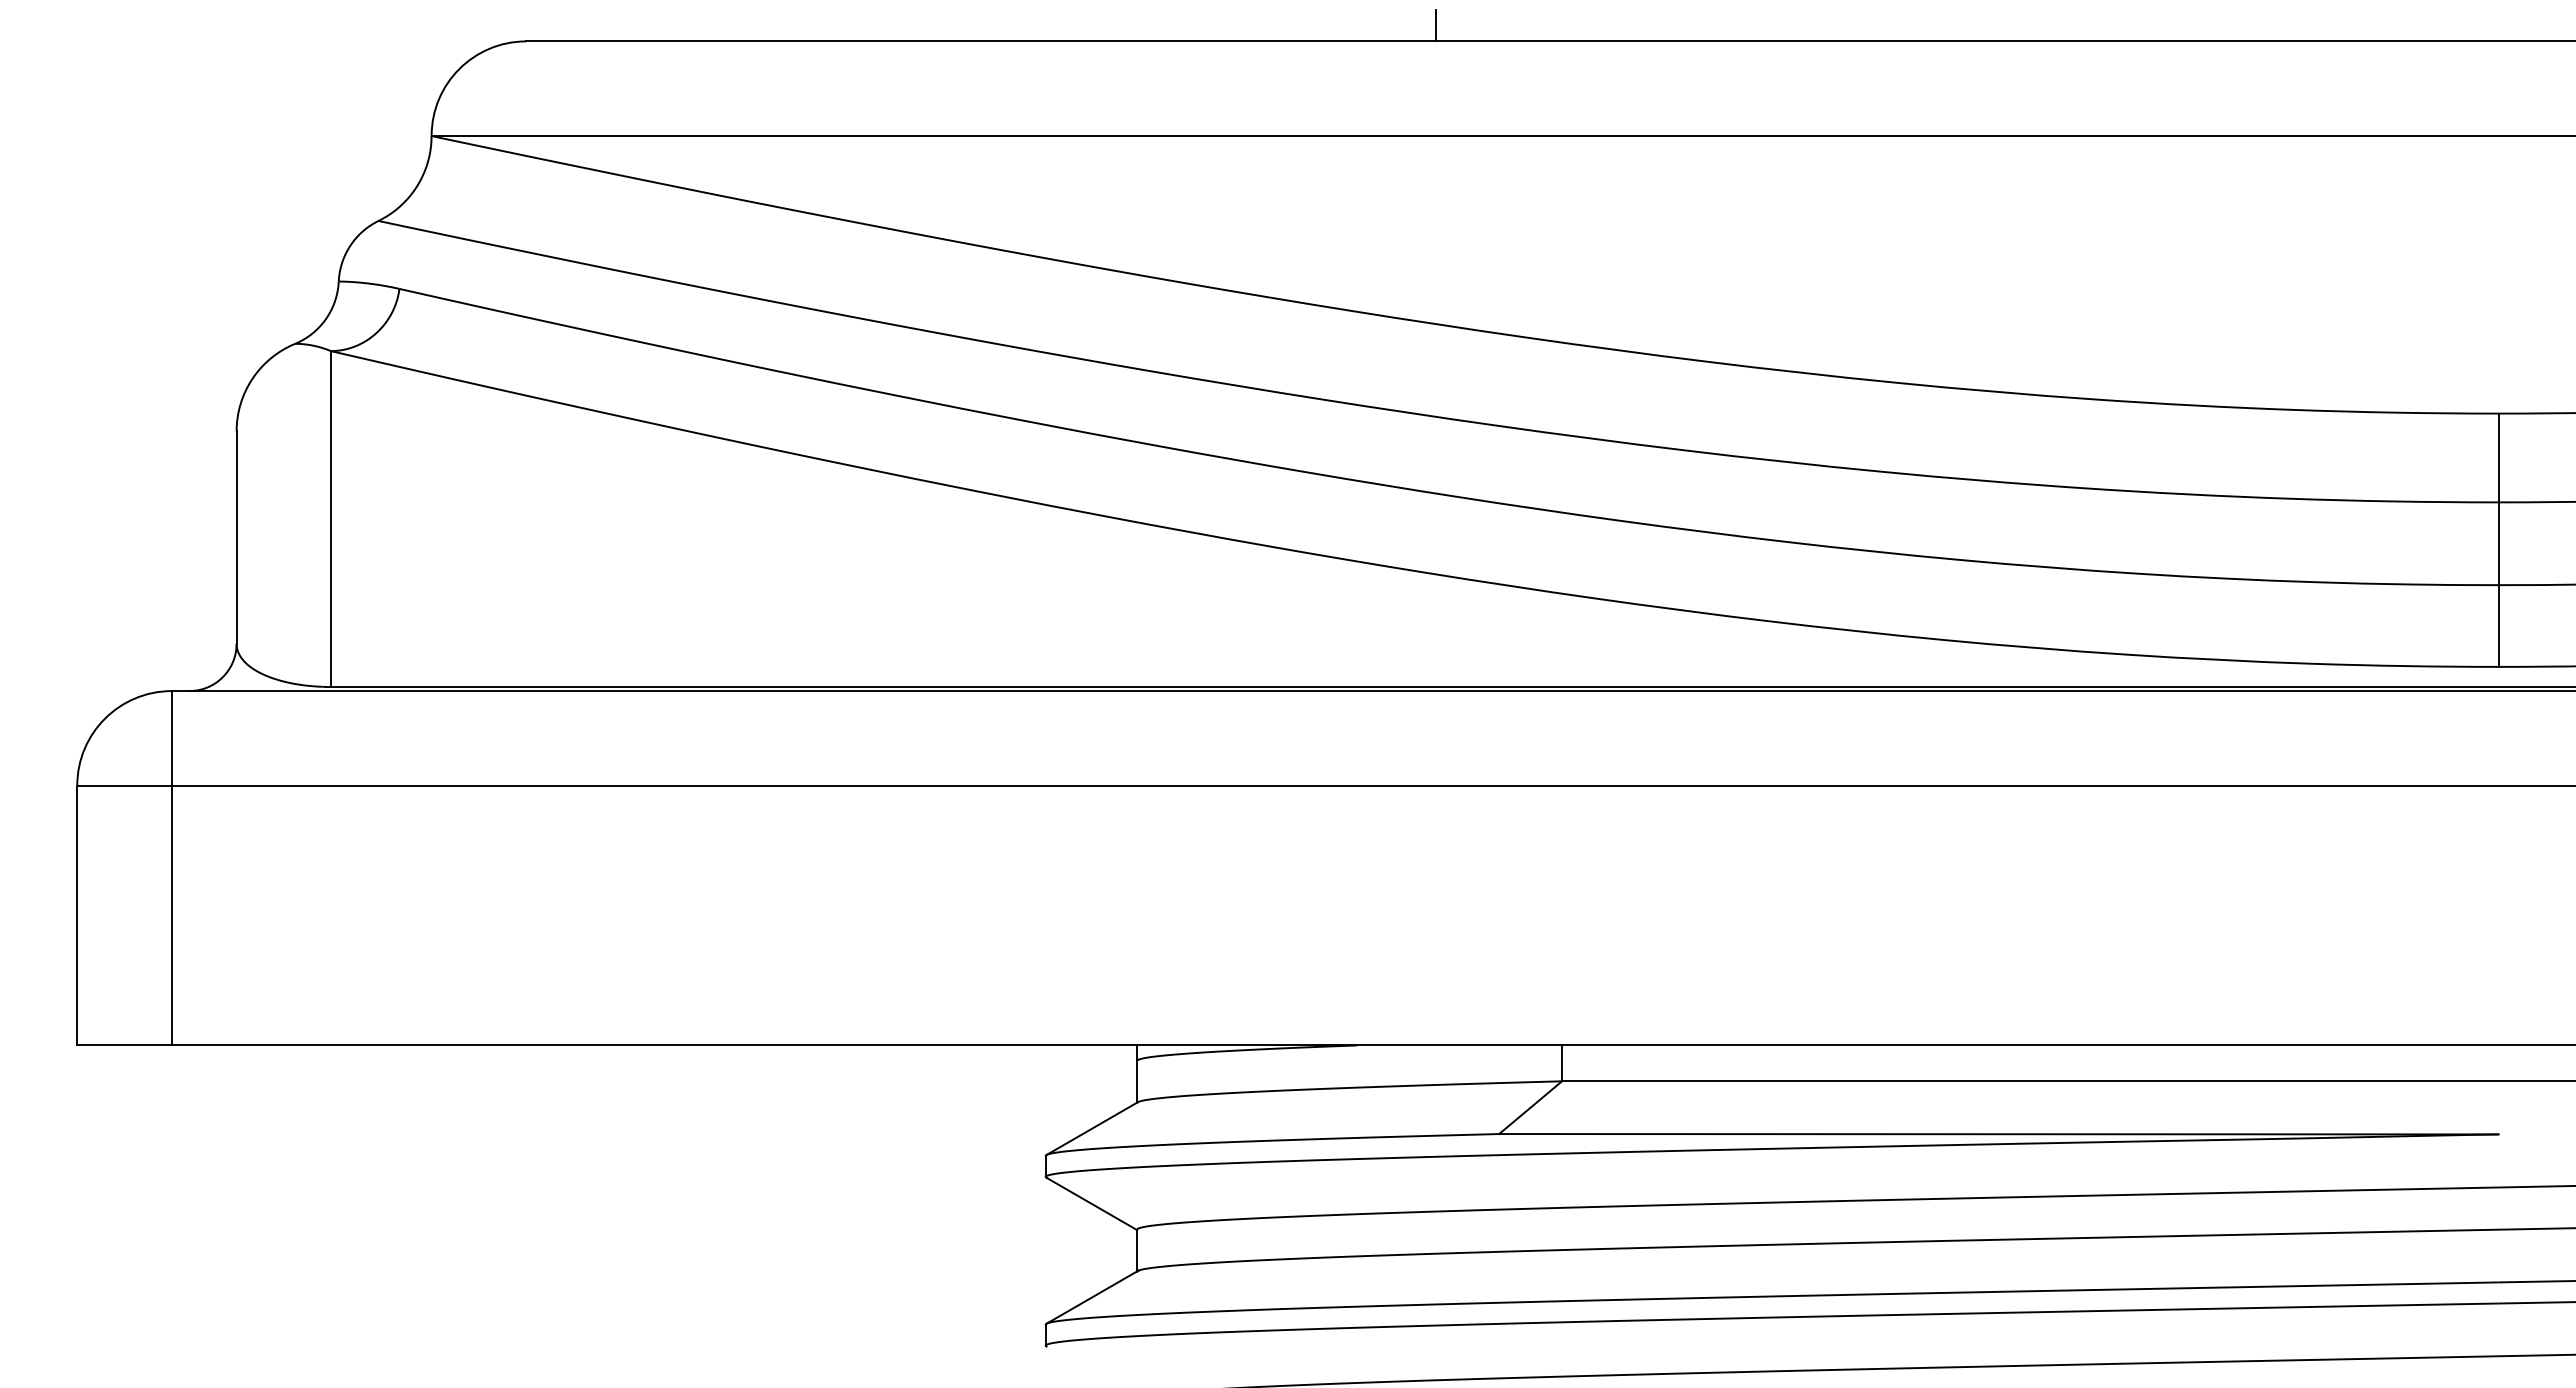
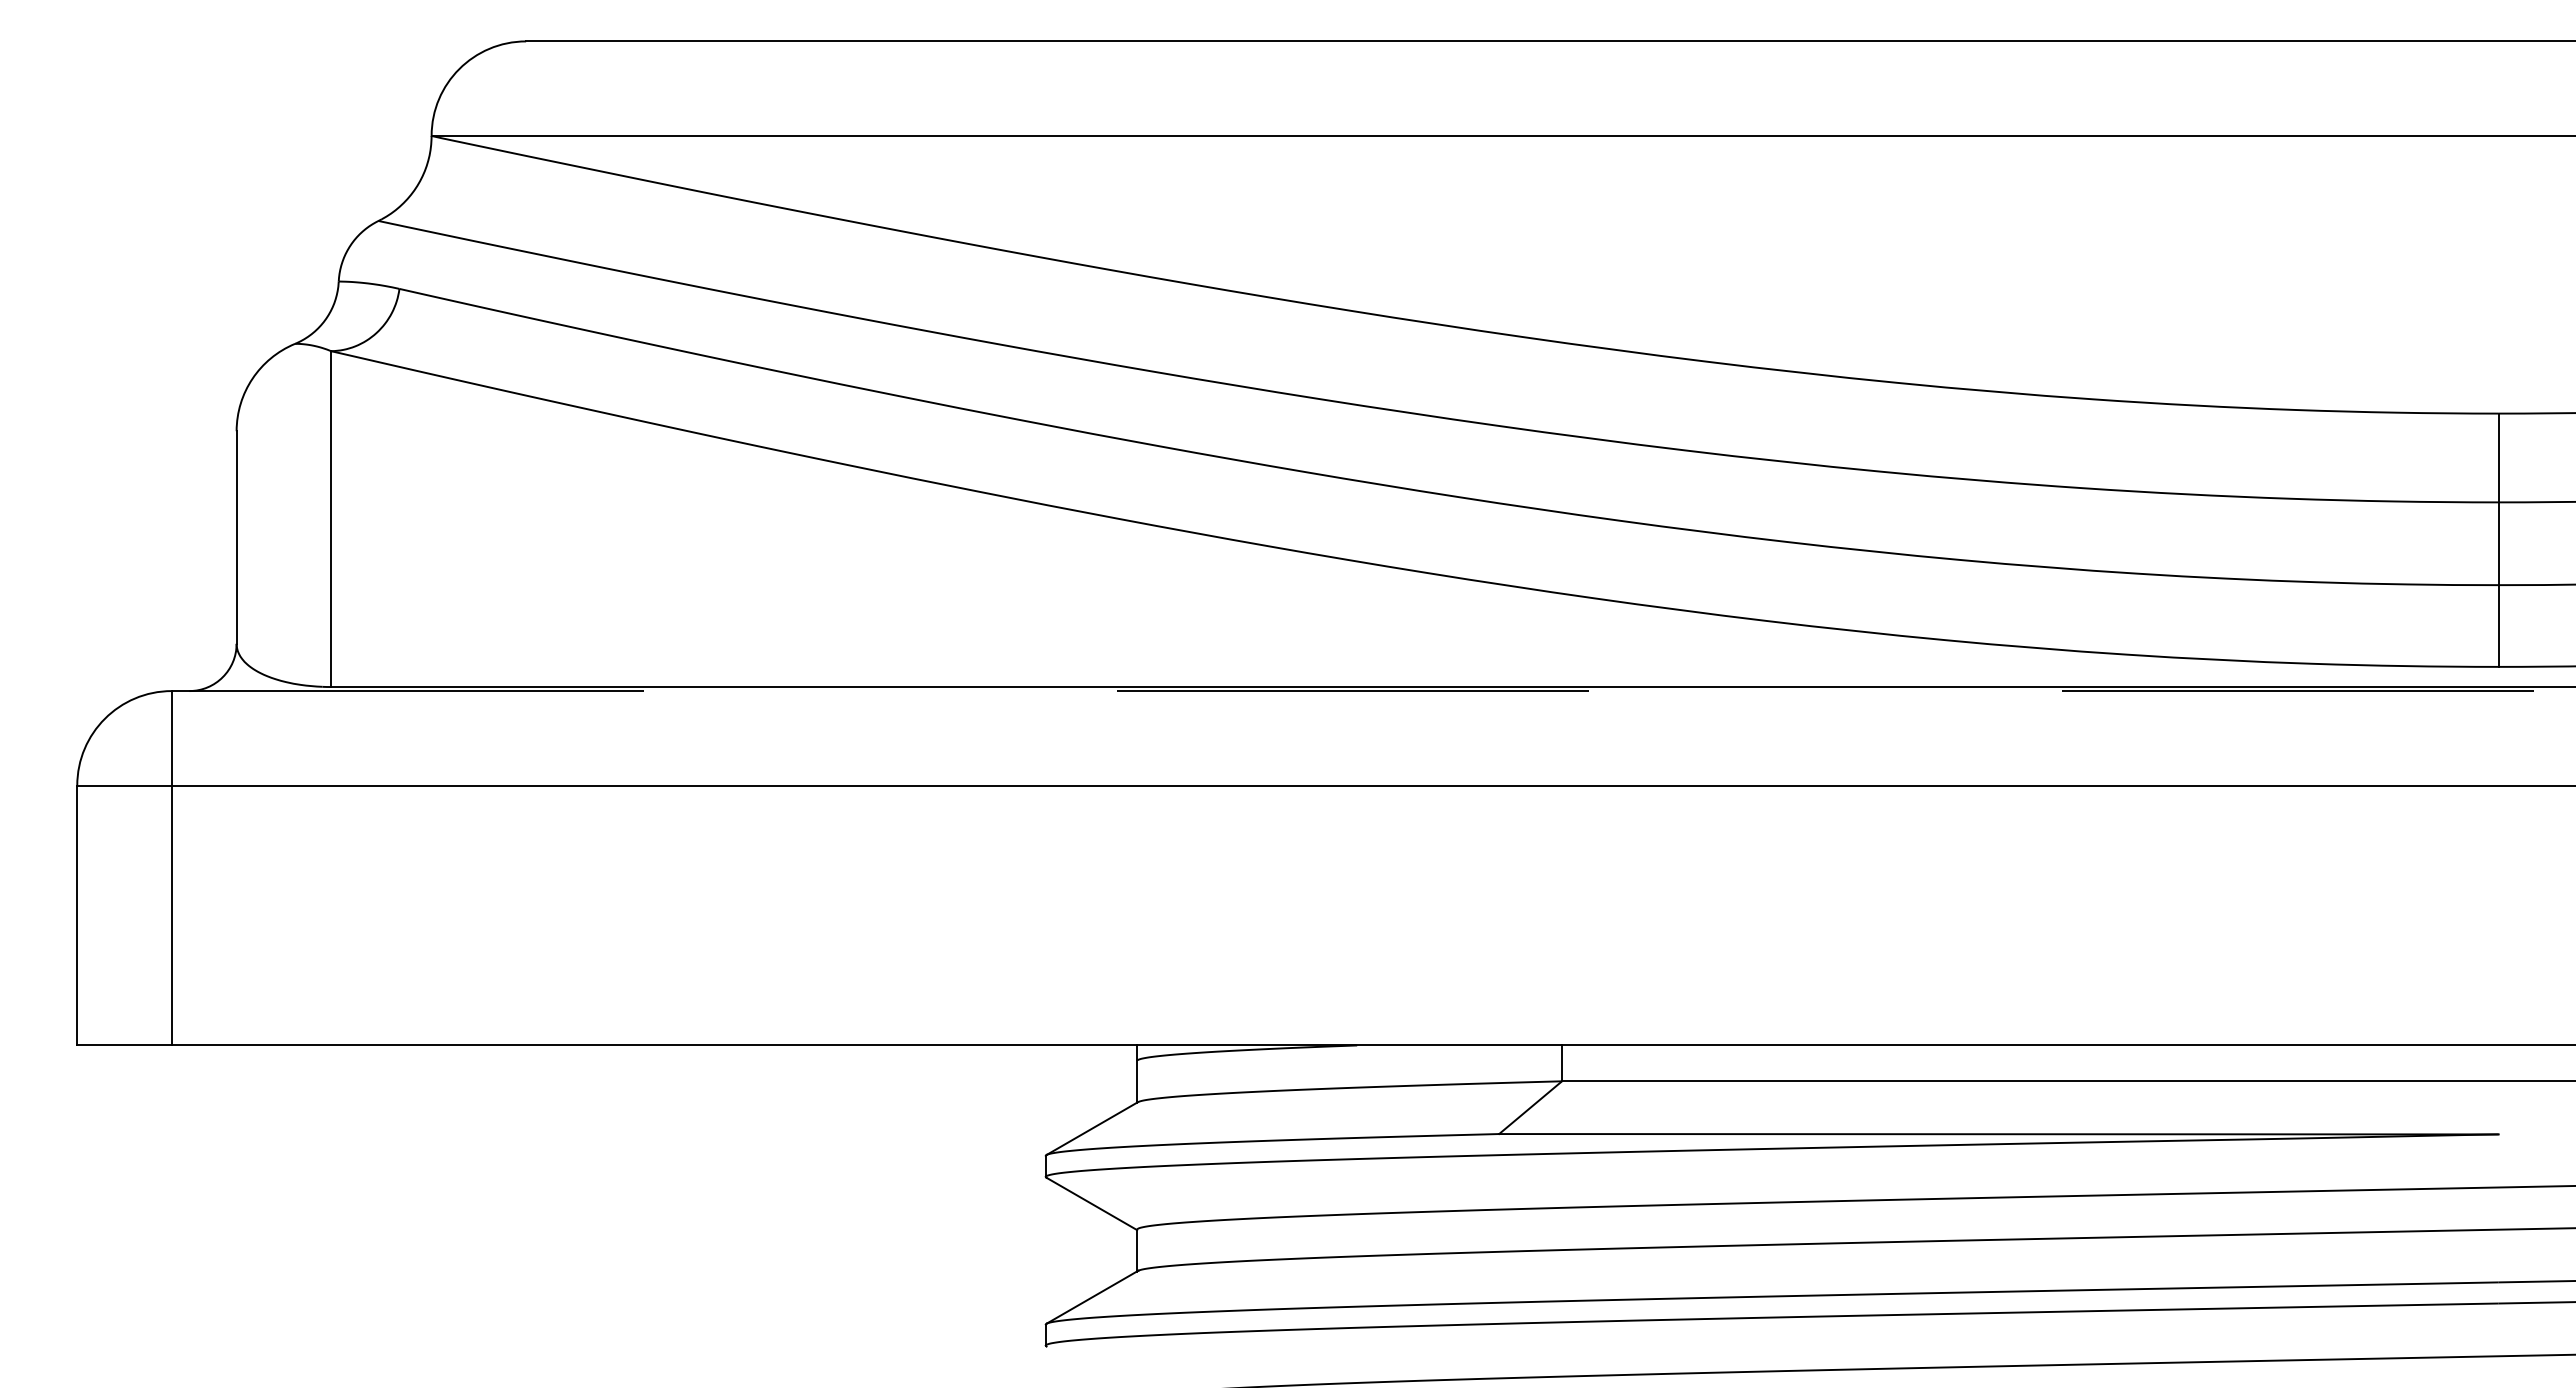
line: present -> none (1435, 25)
line: solid -> dashed (1373, 691)
